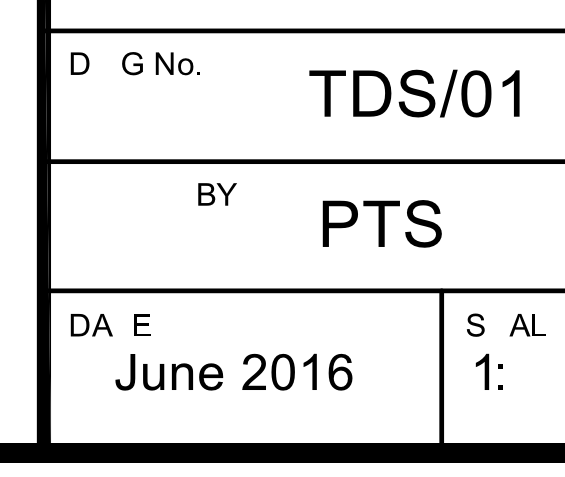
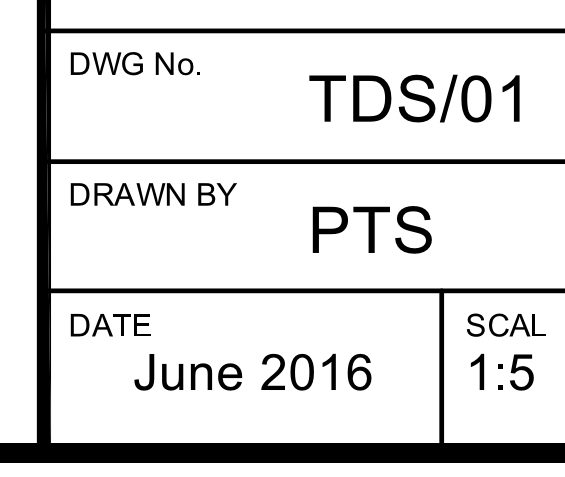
fill: none -> present (106, 63)
part position: (414, 93) -> (414, 98) (414, 98)
part: none -> present (127, 194)
part position: (381, 223) -> (371, 229) (371, 229)
fill: none -> present (122, 324)
fill: none -> present (498, 324)
part position: (222, 371) -> (241, 371) (241, 371)
part position: (482, 371) -> (477, 371) (477, 371)
part: none -> present (521, 372)
